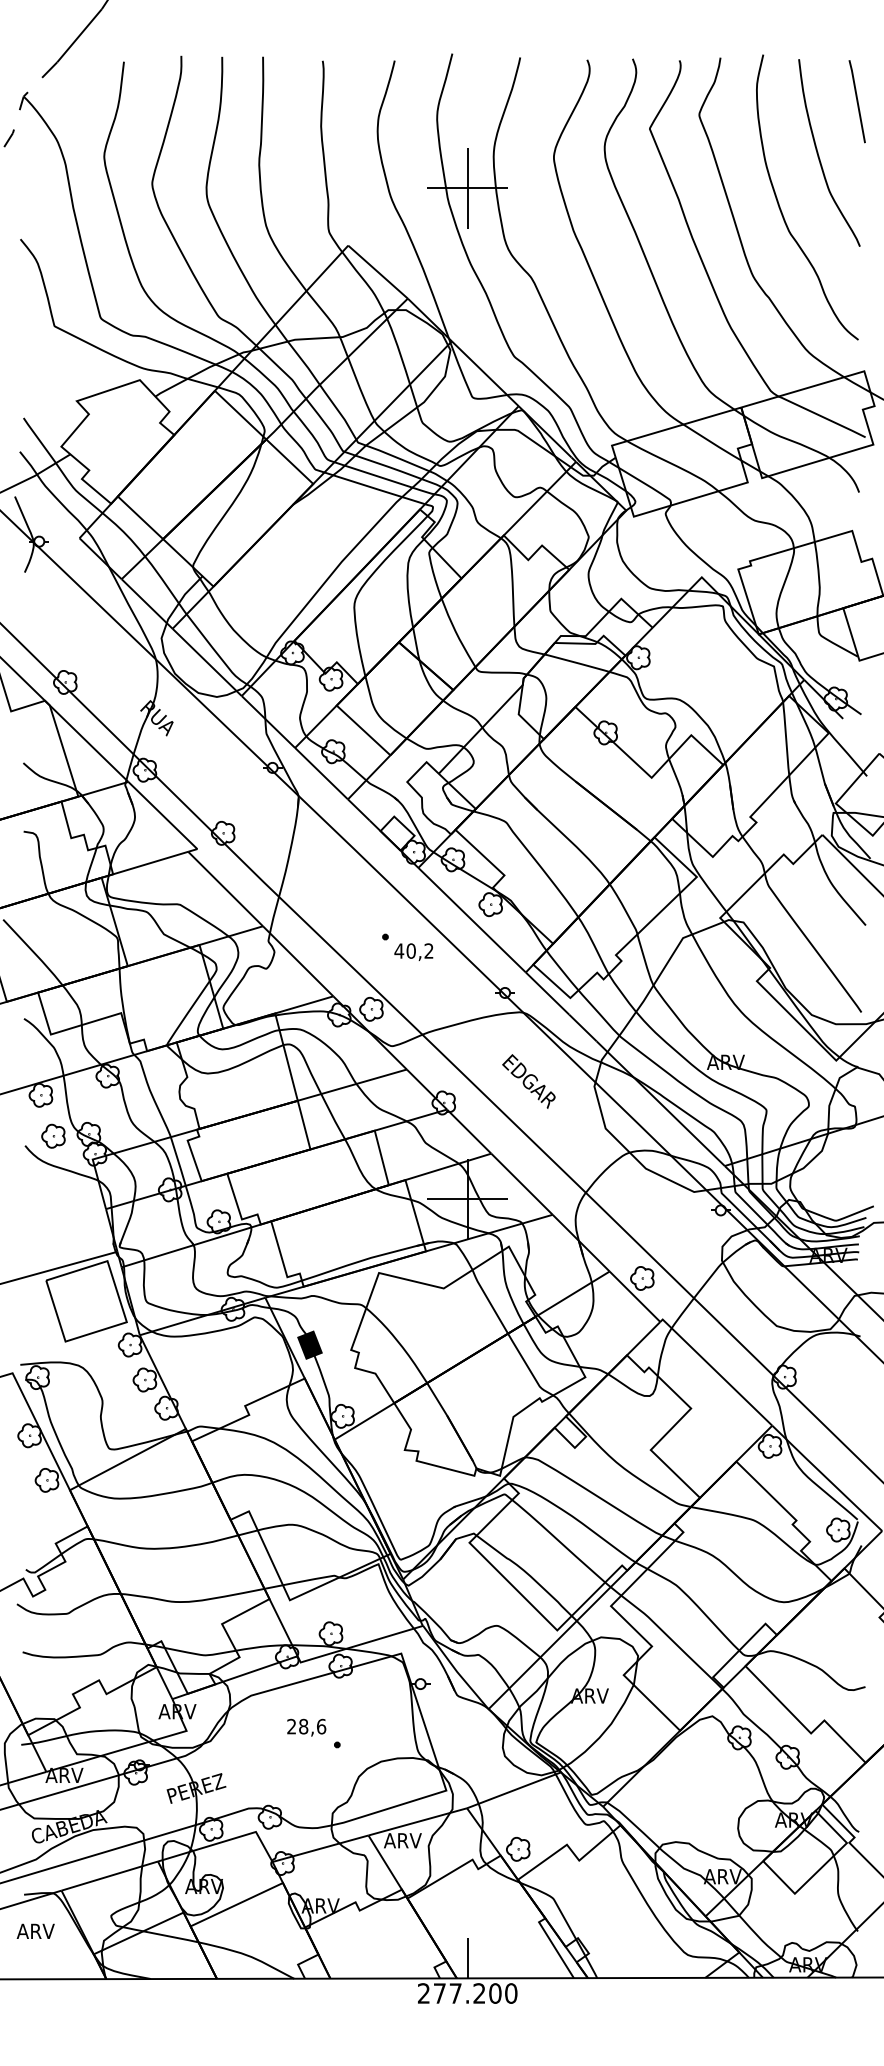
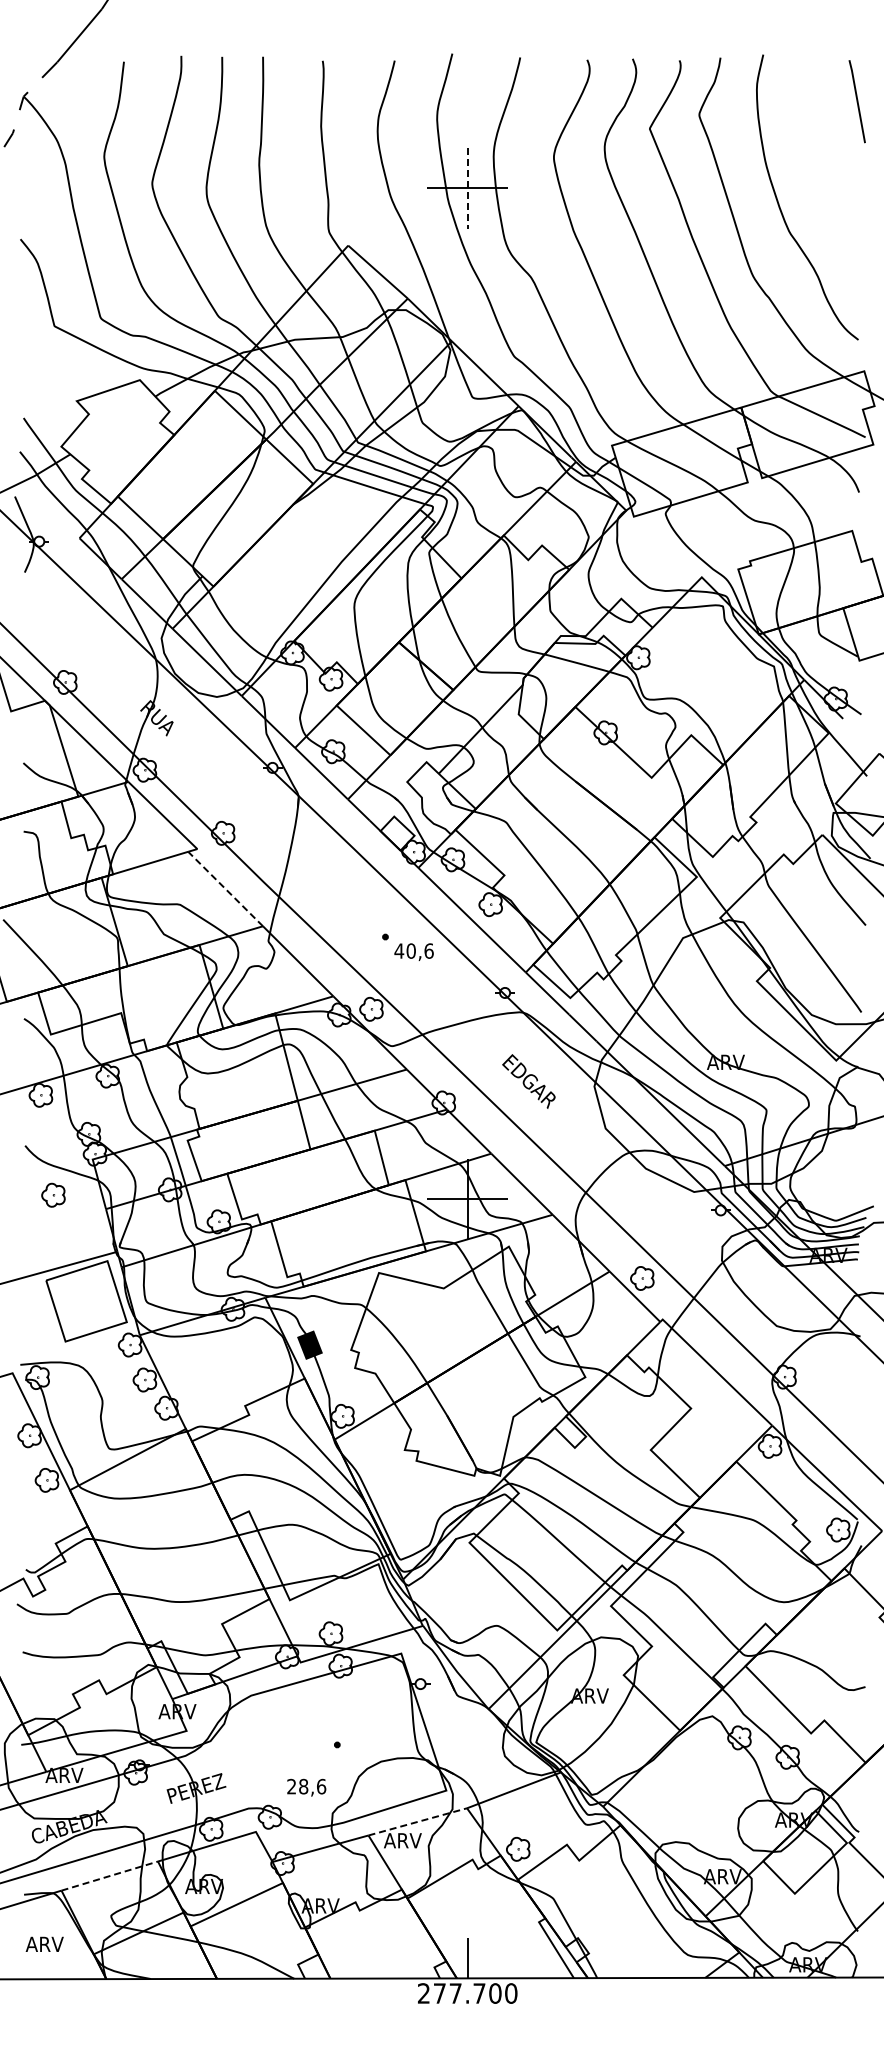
curve: present -> none (819, 155)
line: solid -> dashed (467, 188)
line: solid -> dashed (225, 889)
text: 40,2 -> 40,6 (428, 950)
part position: (53, 1135) -> (53, 1194) (53, 1194)
text position: (306, 1727) -> (306, 1787) (306, 1787)
line: solid -> dashed (418, 1821)
line: solid -> dashed (110, 1875)
text position: (35, 1930) -> (44, 1943) (44, 1943)
text: 277.200 -> 277.700 (479, 1993)
